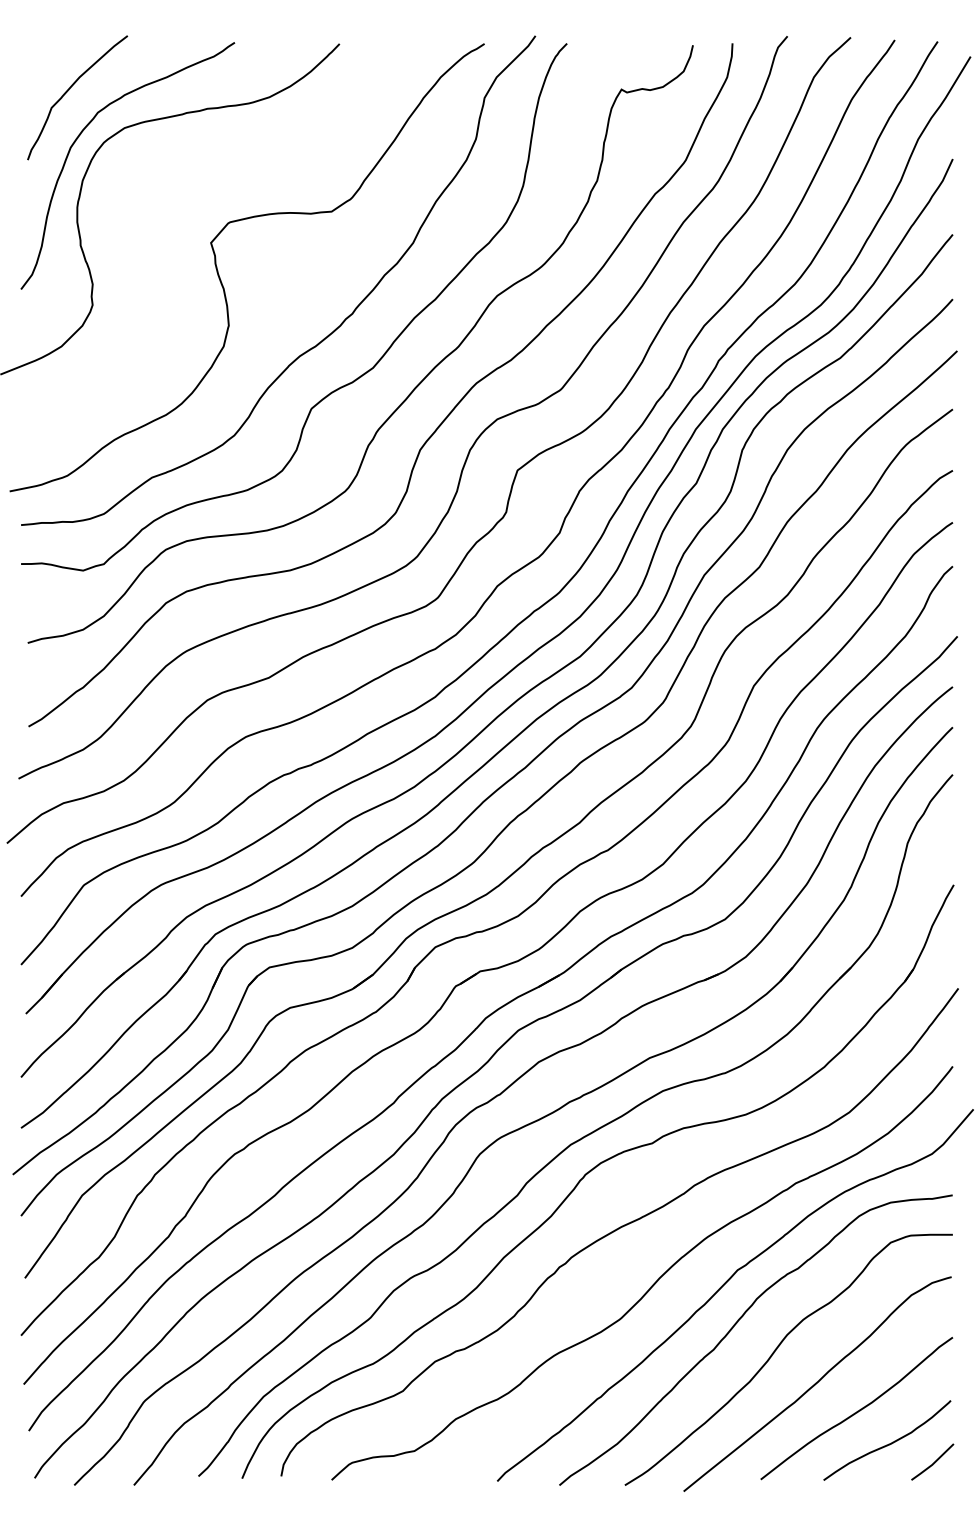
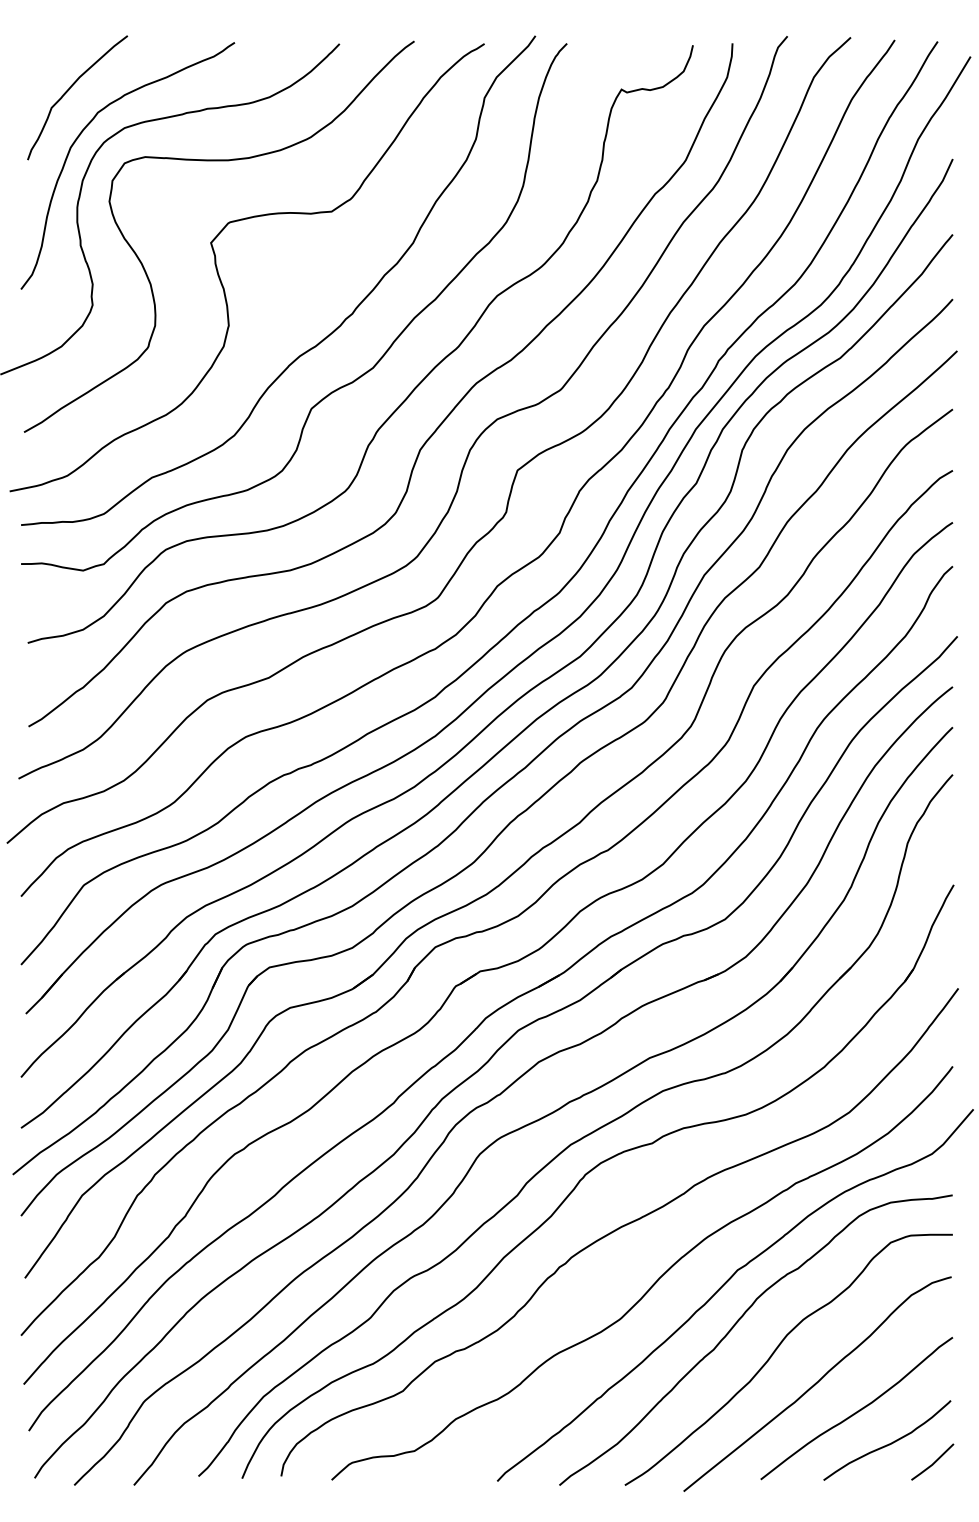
curve: none -> present (218, 161)
